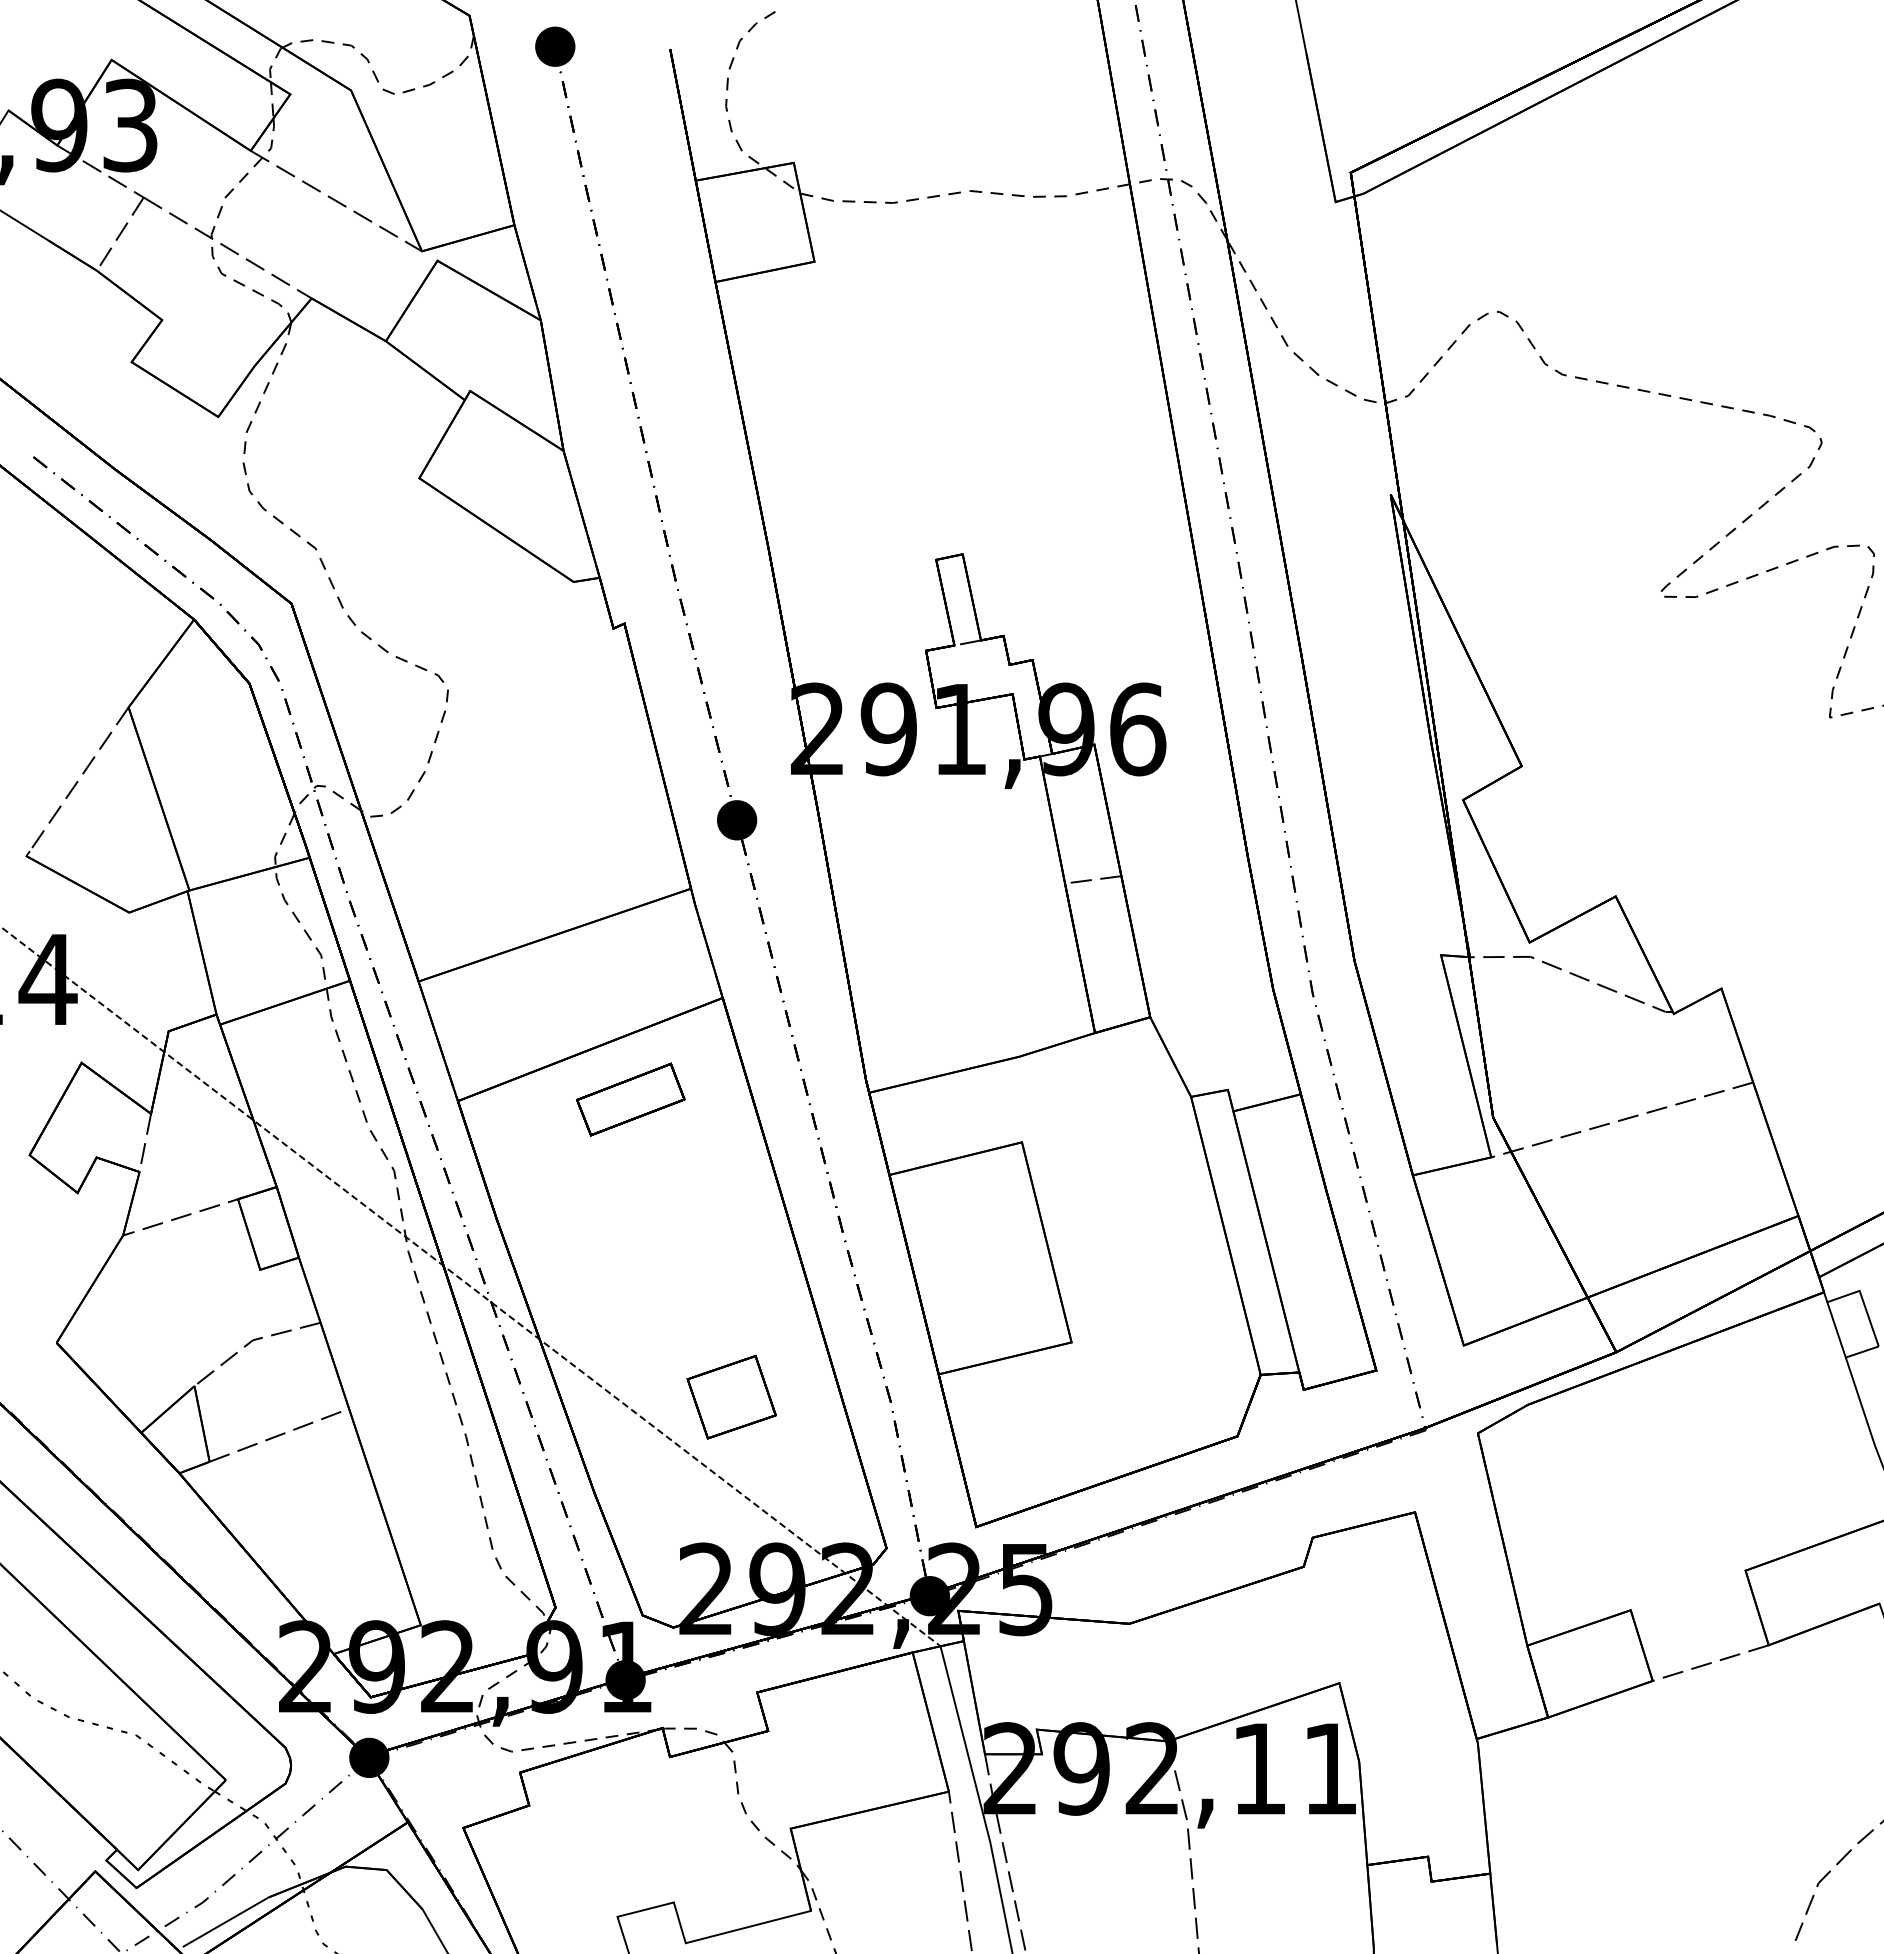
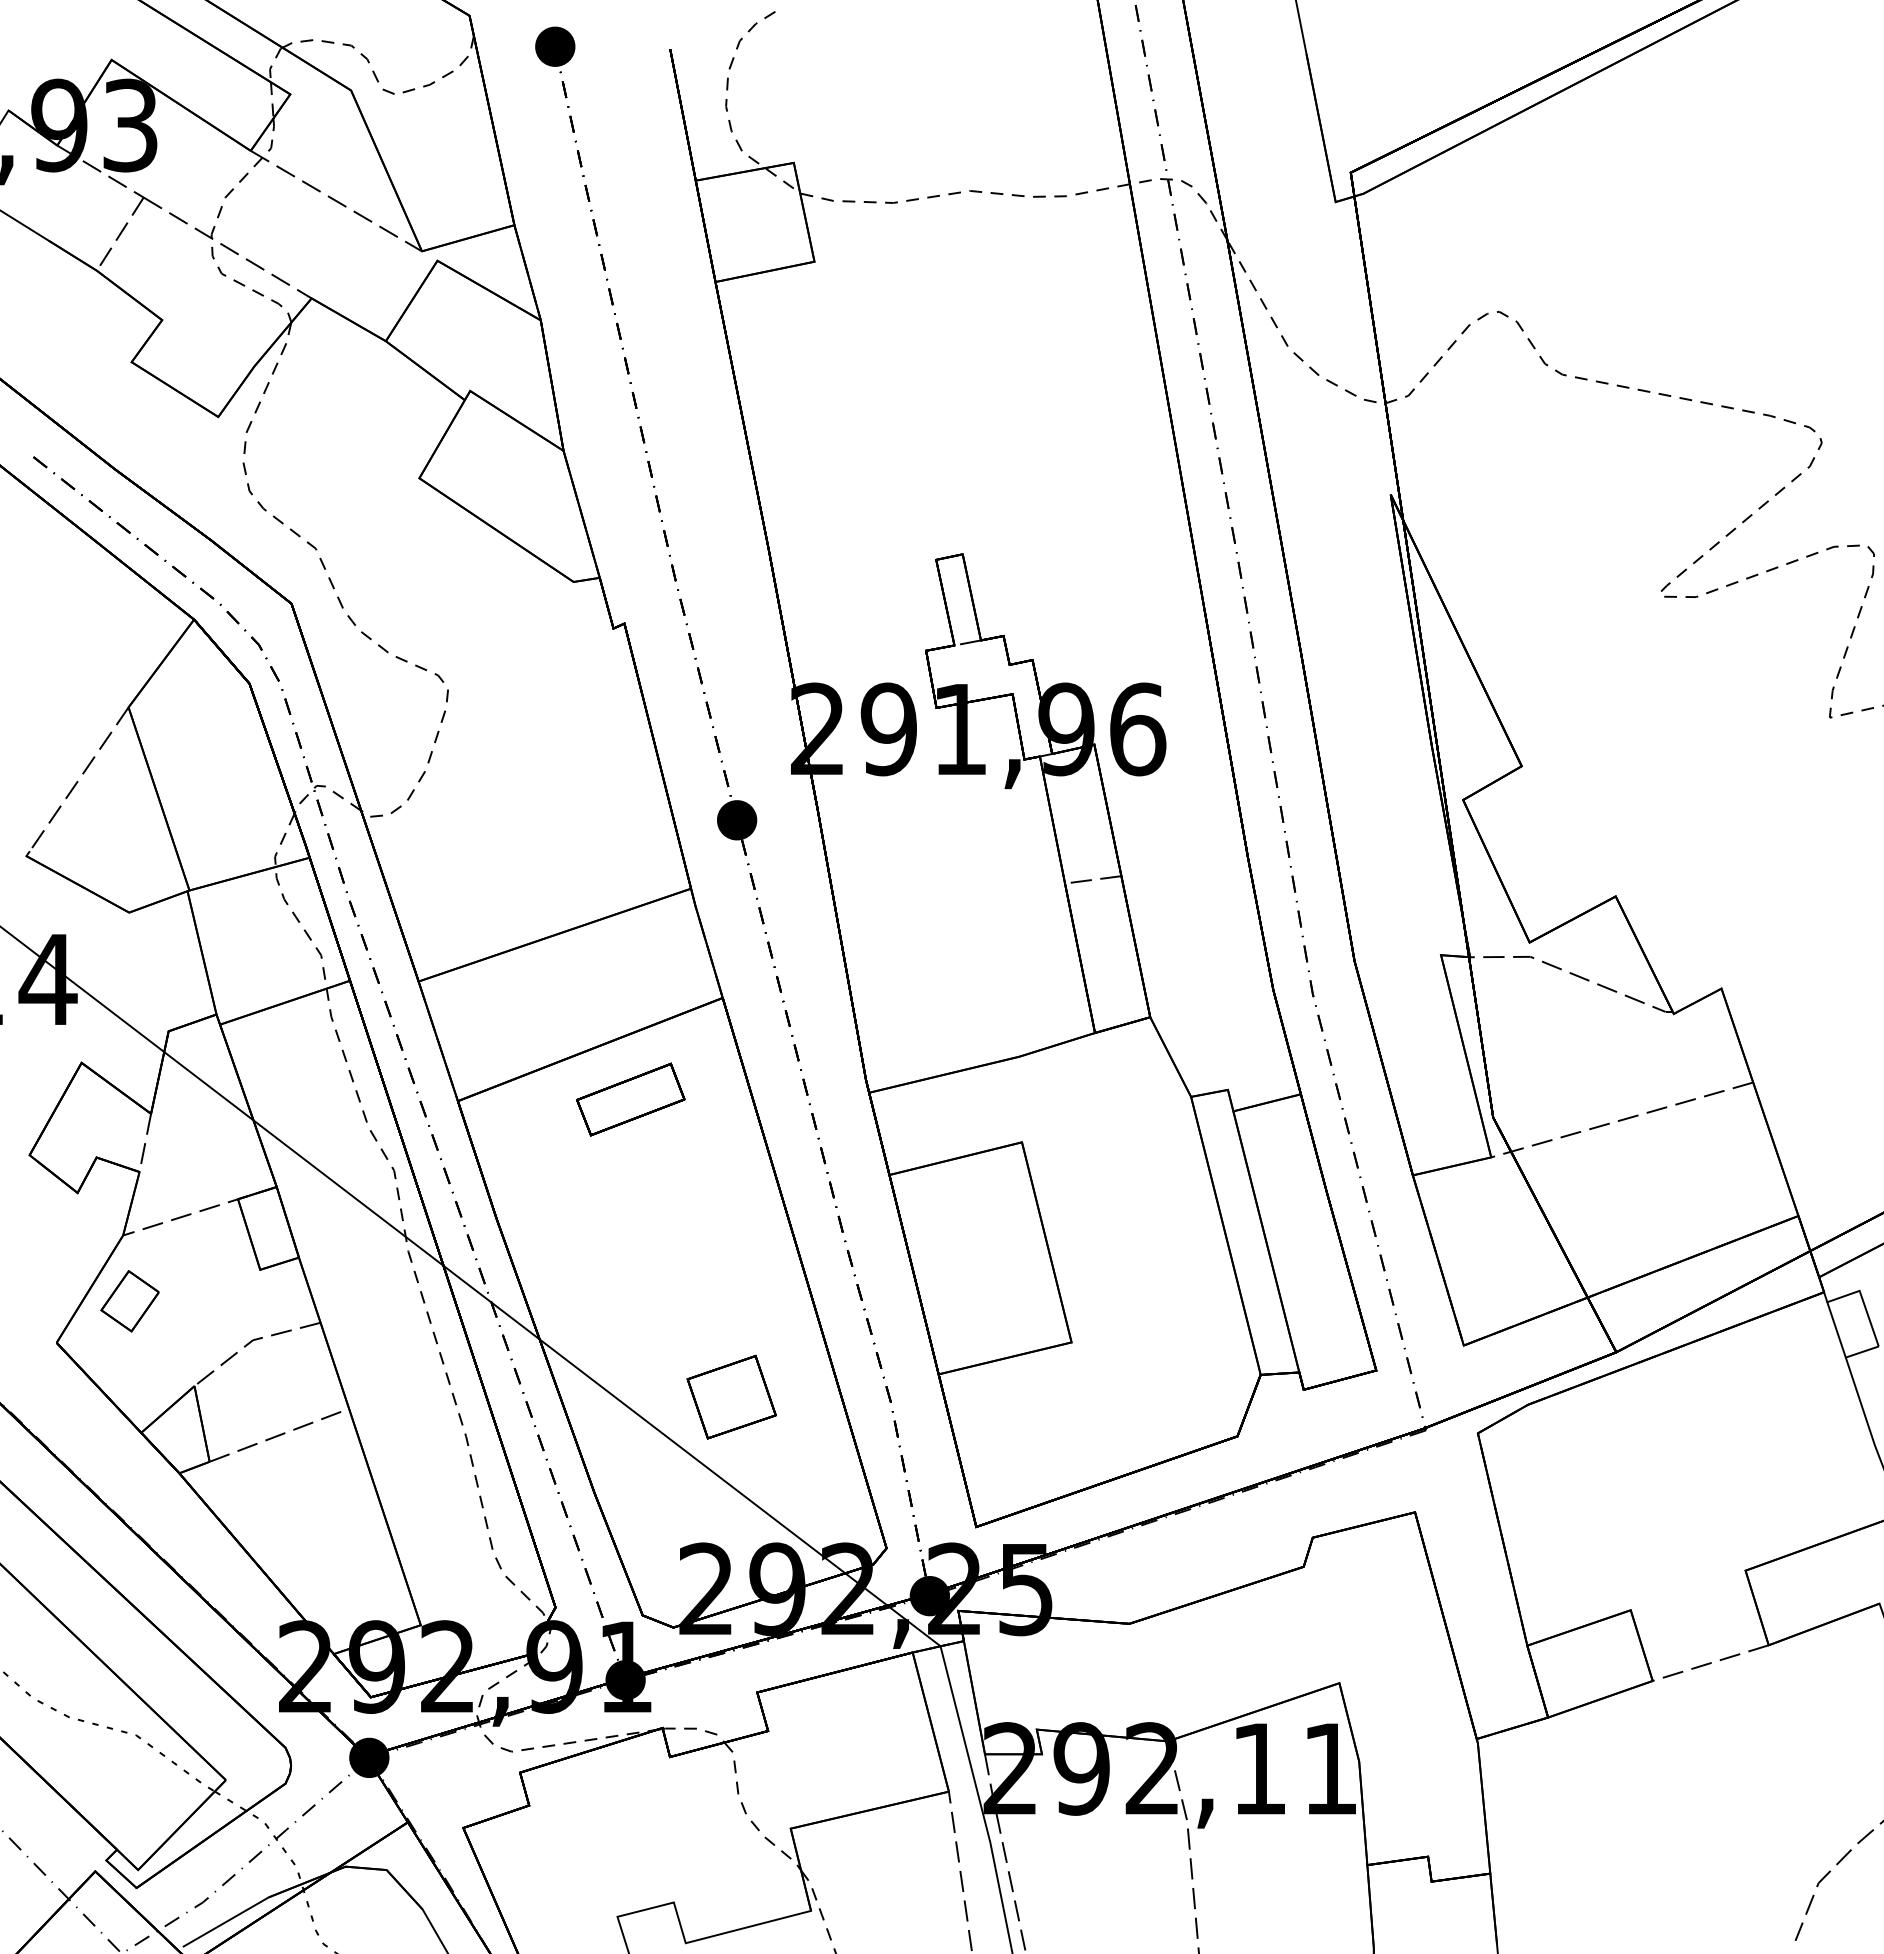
line: dashed -> solid (471, 1286)
part: none -> present (129, 1301)
